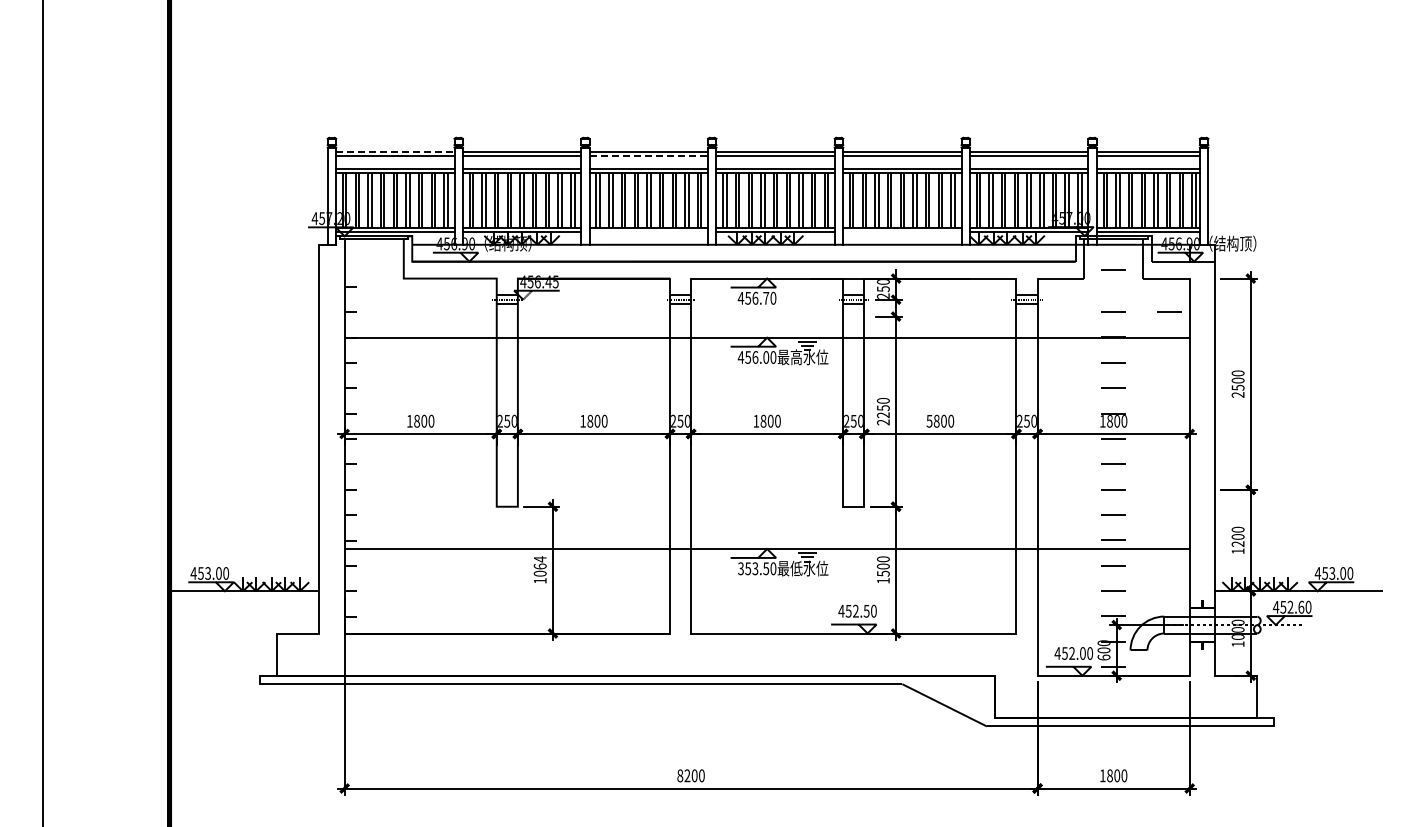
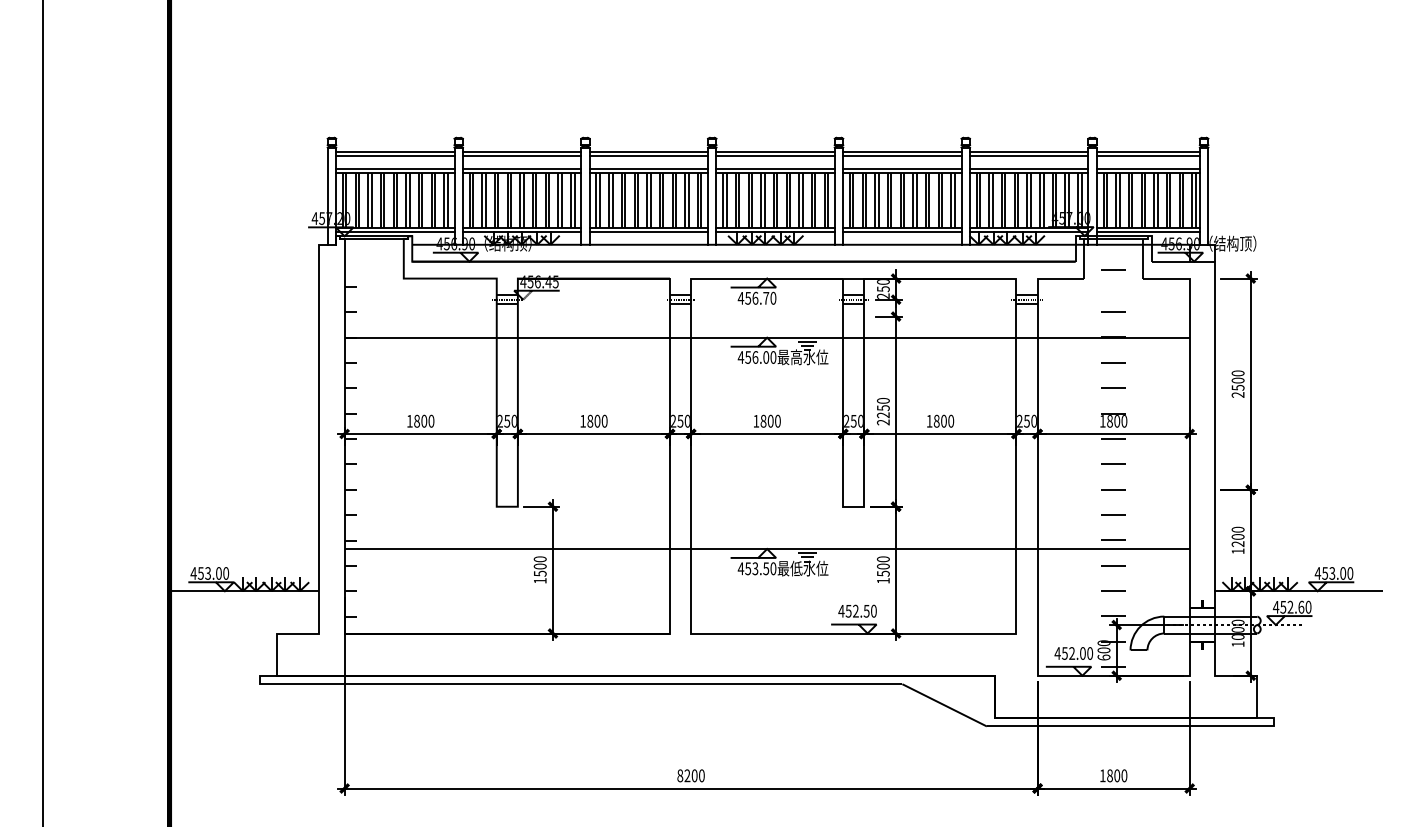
line: dashed -> solid (395, 151)
line: dashed -> solid (649, 156)
line: none -> present (648, 232)
line: none -> present (902, 232)
line: present -> none (1169, 311)
text: 5800 -> 1800 (929, 421)
text: 1064 -> 1500 (539, 566)
text: 353.50 -> 453.50 (740, 568)
